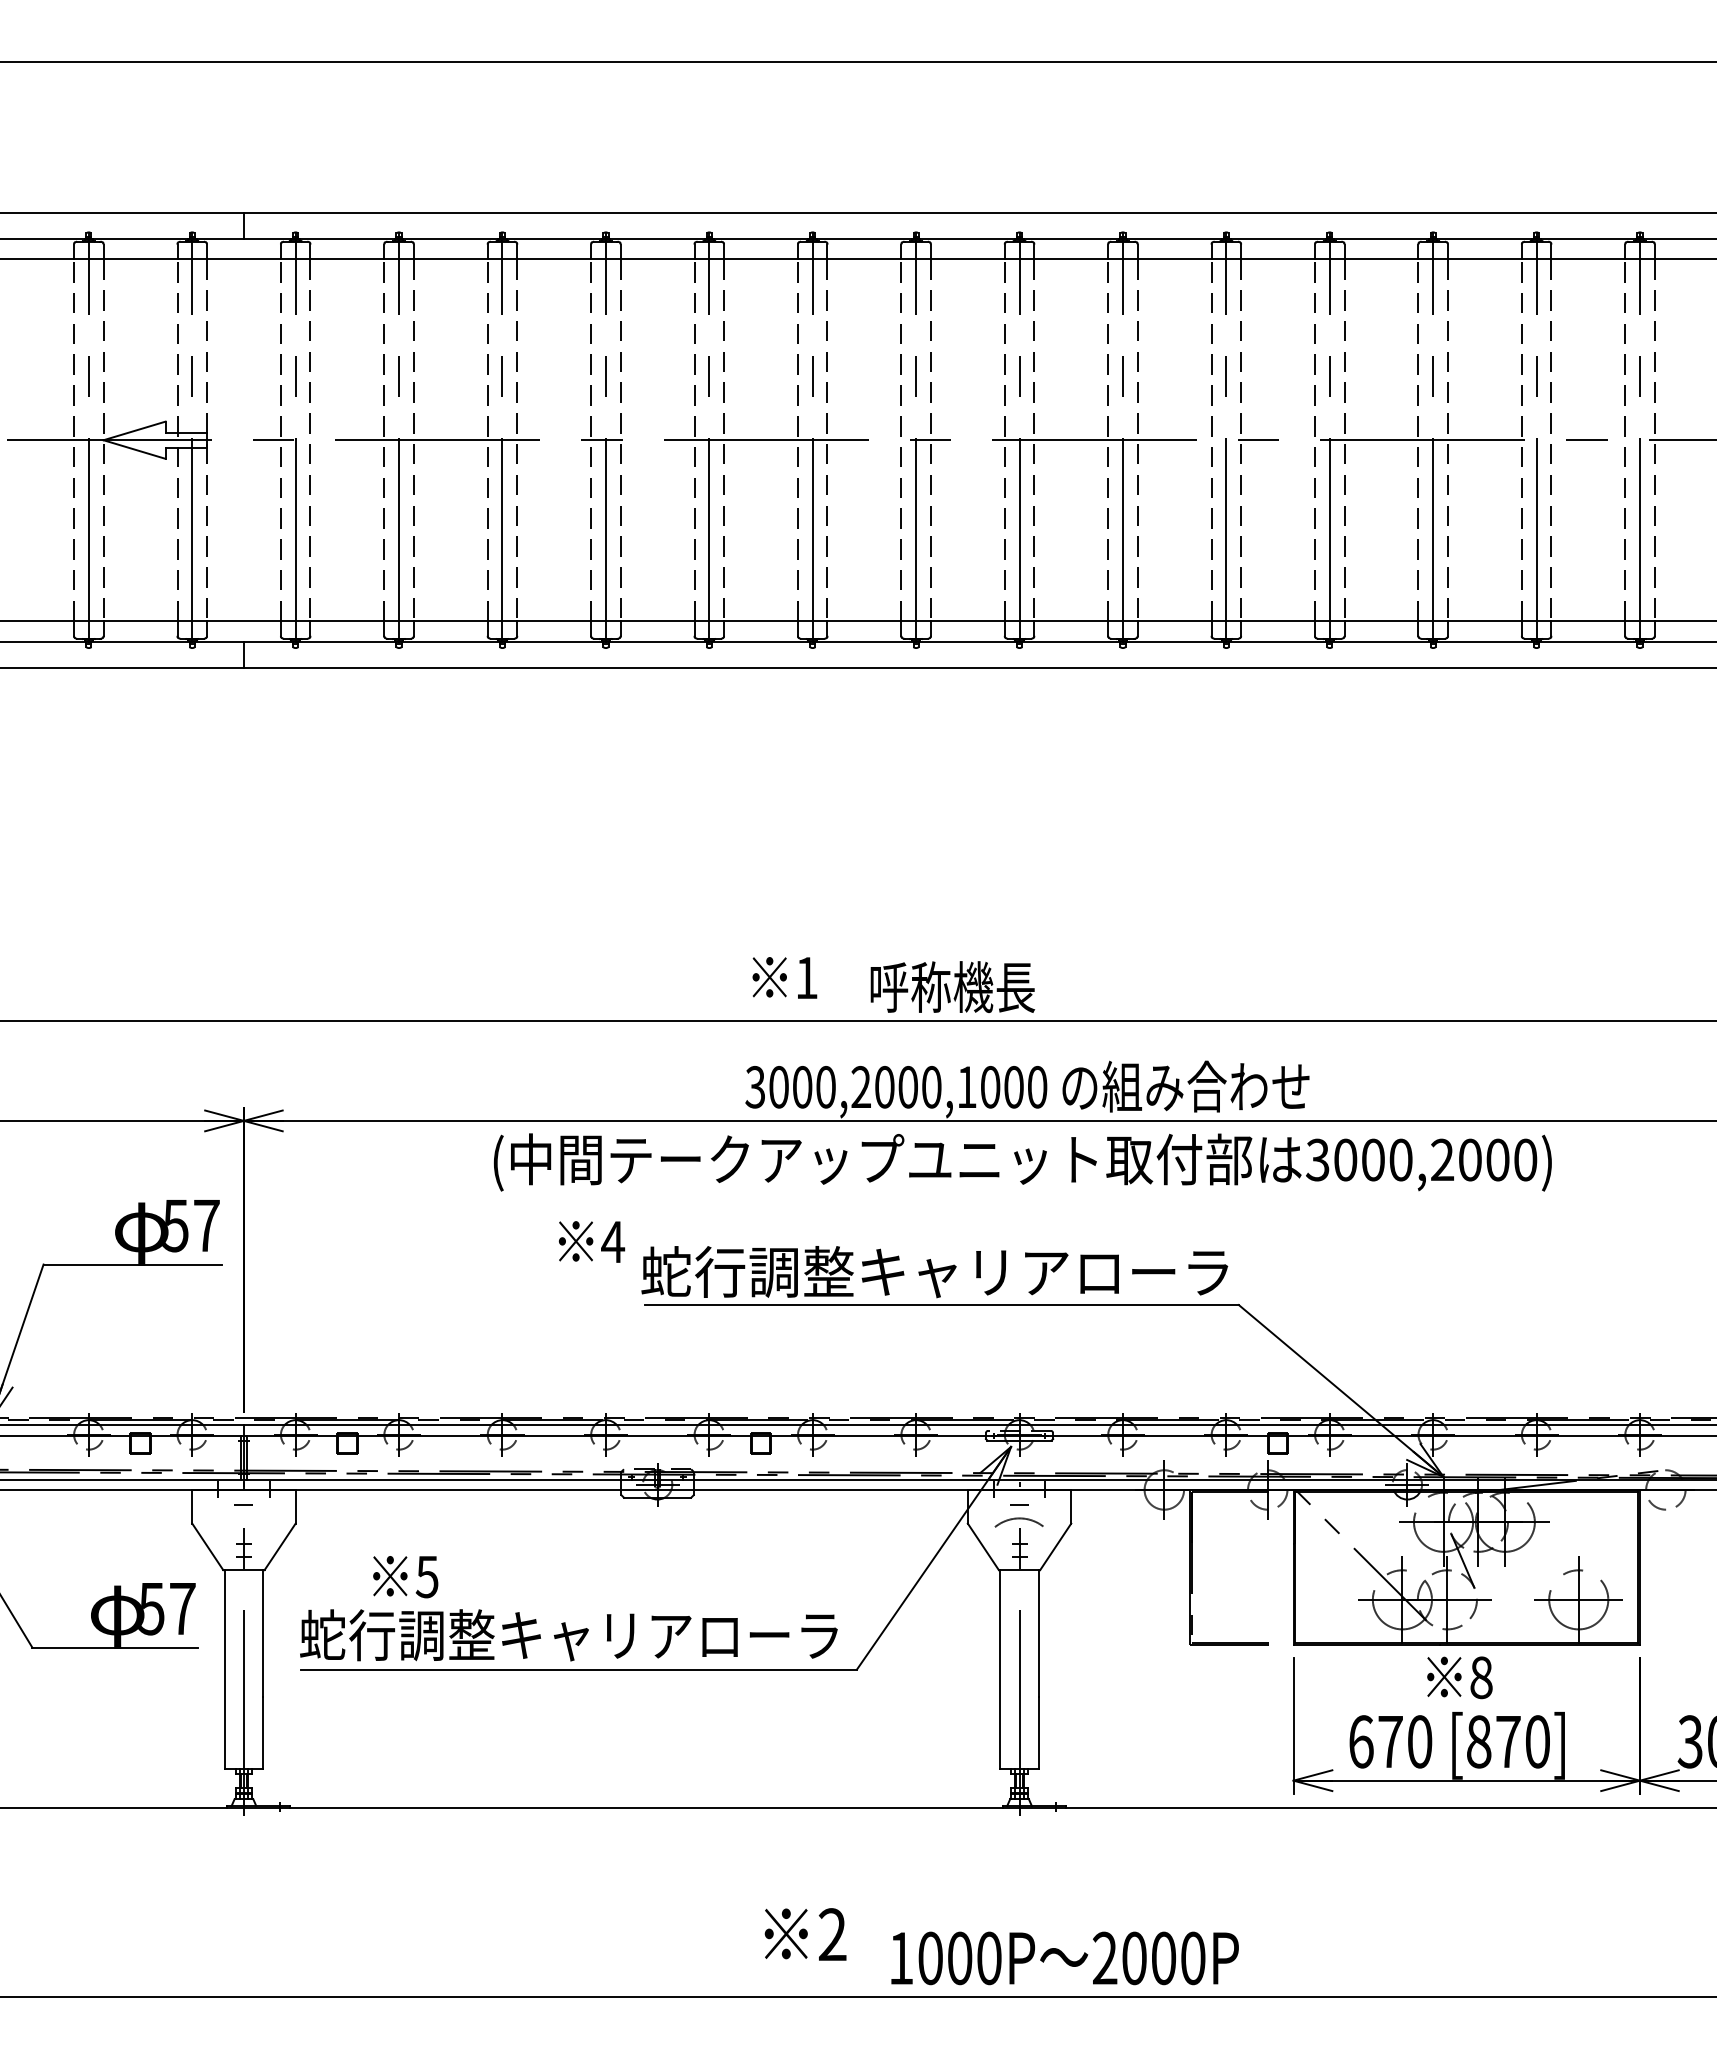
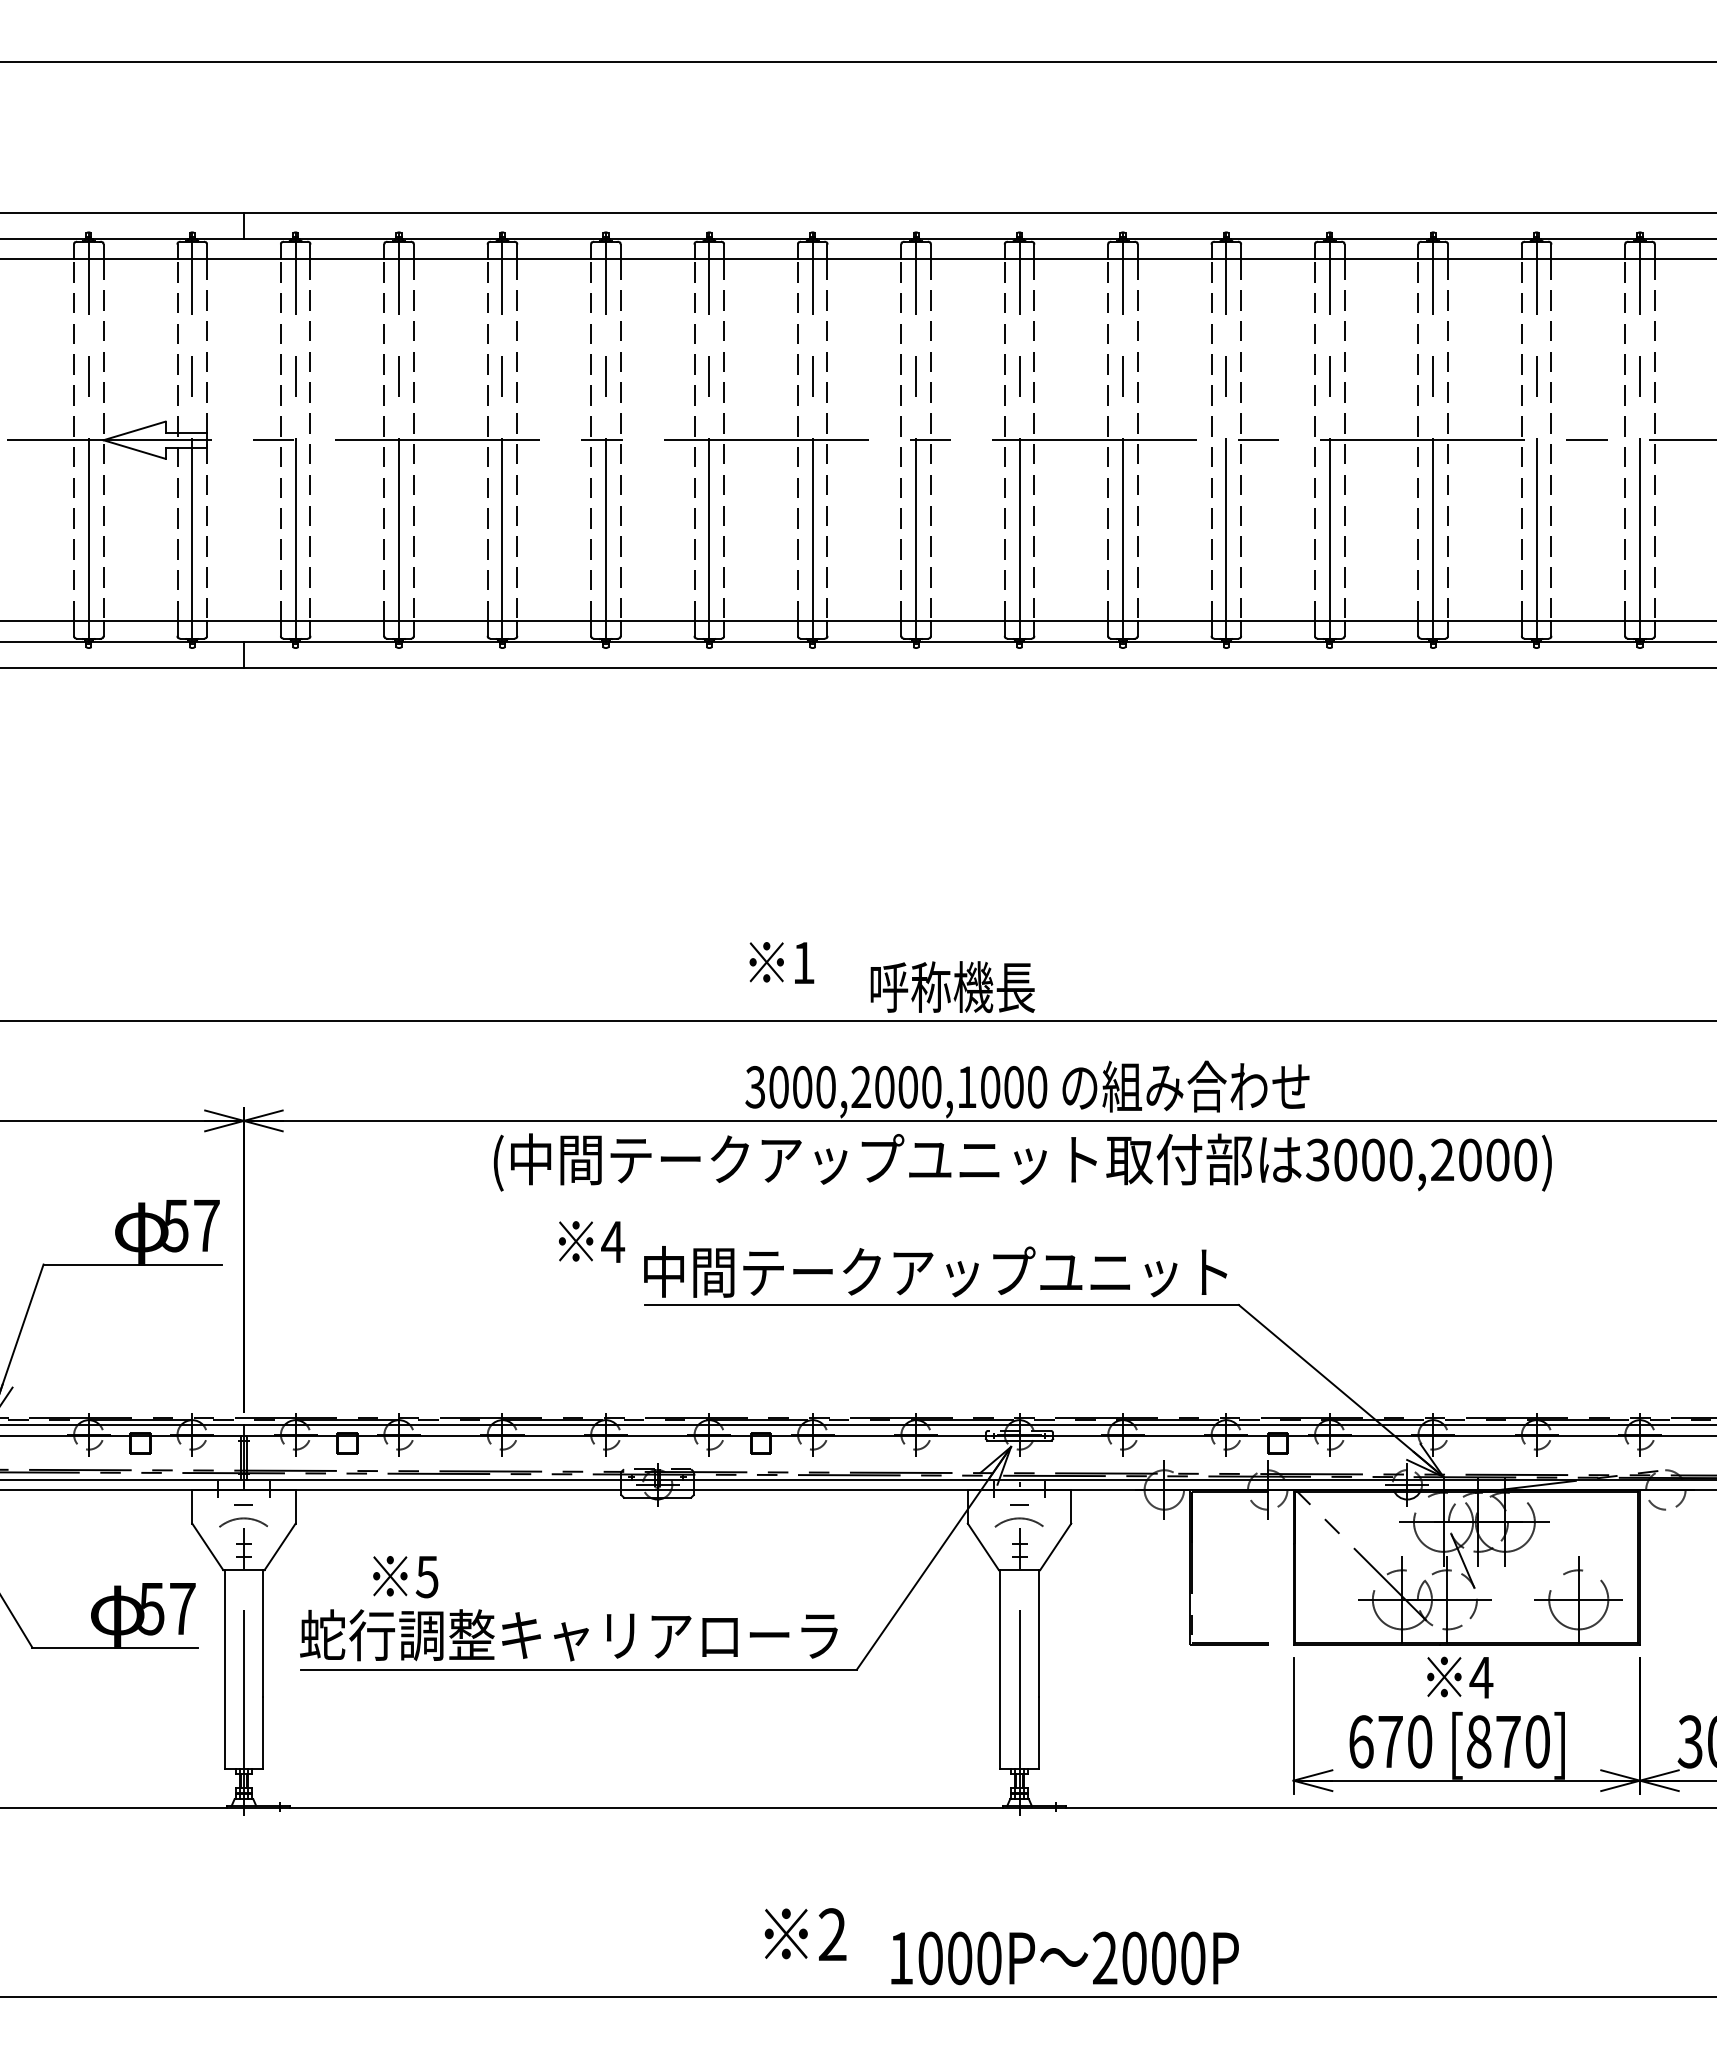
text position: (784, 977) -> (781, 962) (781, 962)
text: 蛇行調整キャリアローラ -> 中間テークアップユニット (934, 1272)
arc: none -> present (243, 1519)
text: 8 -> 4 (1481, 1677)
